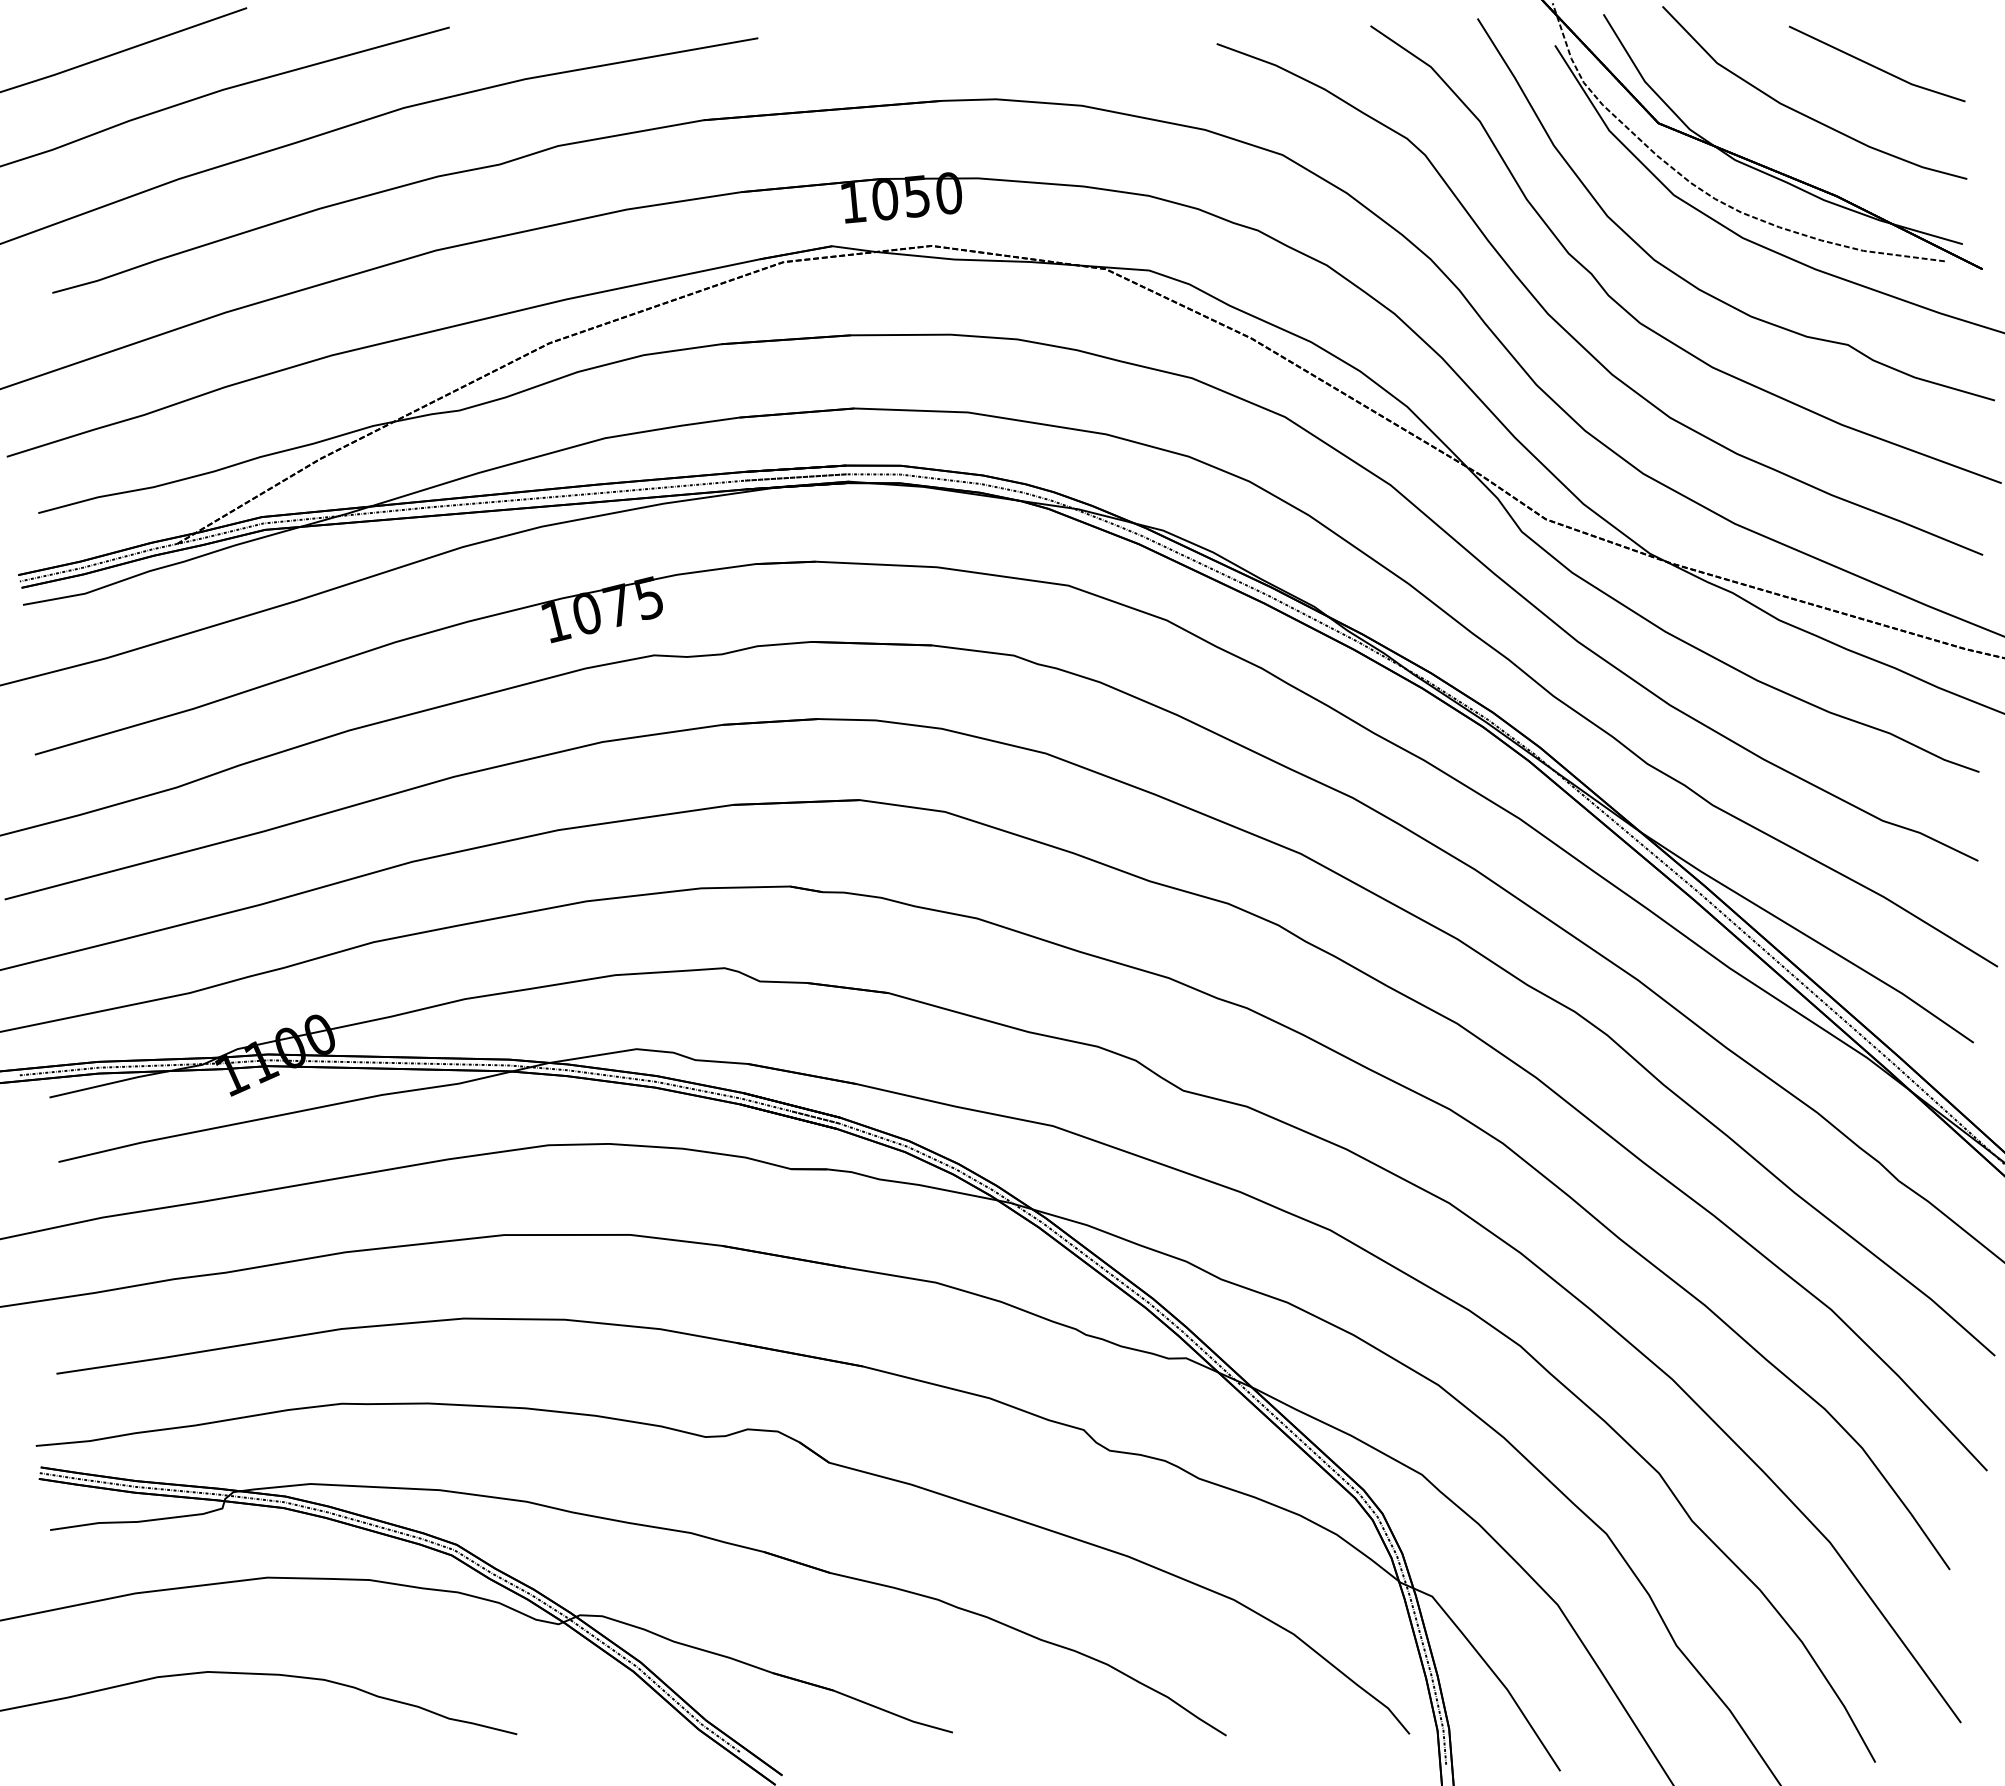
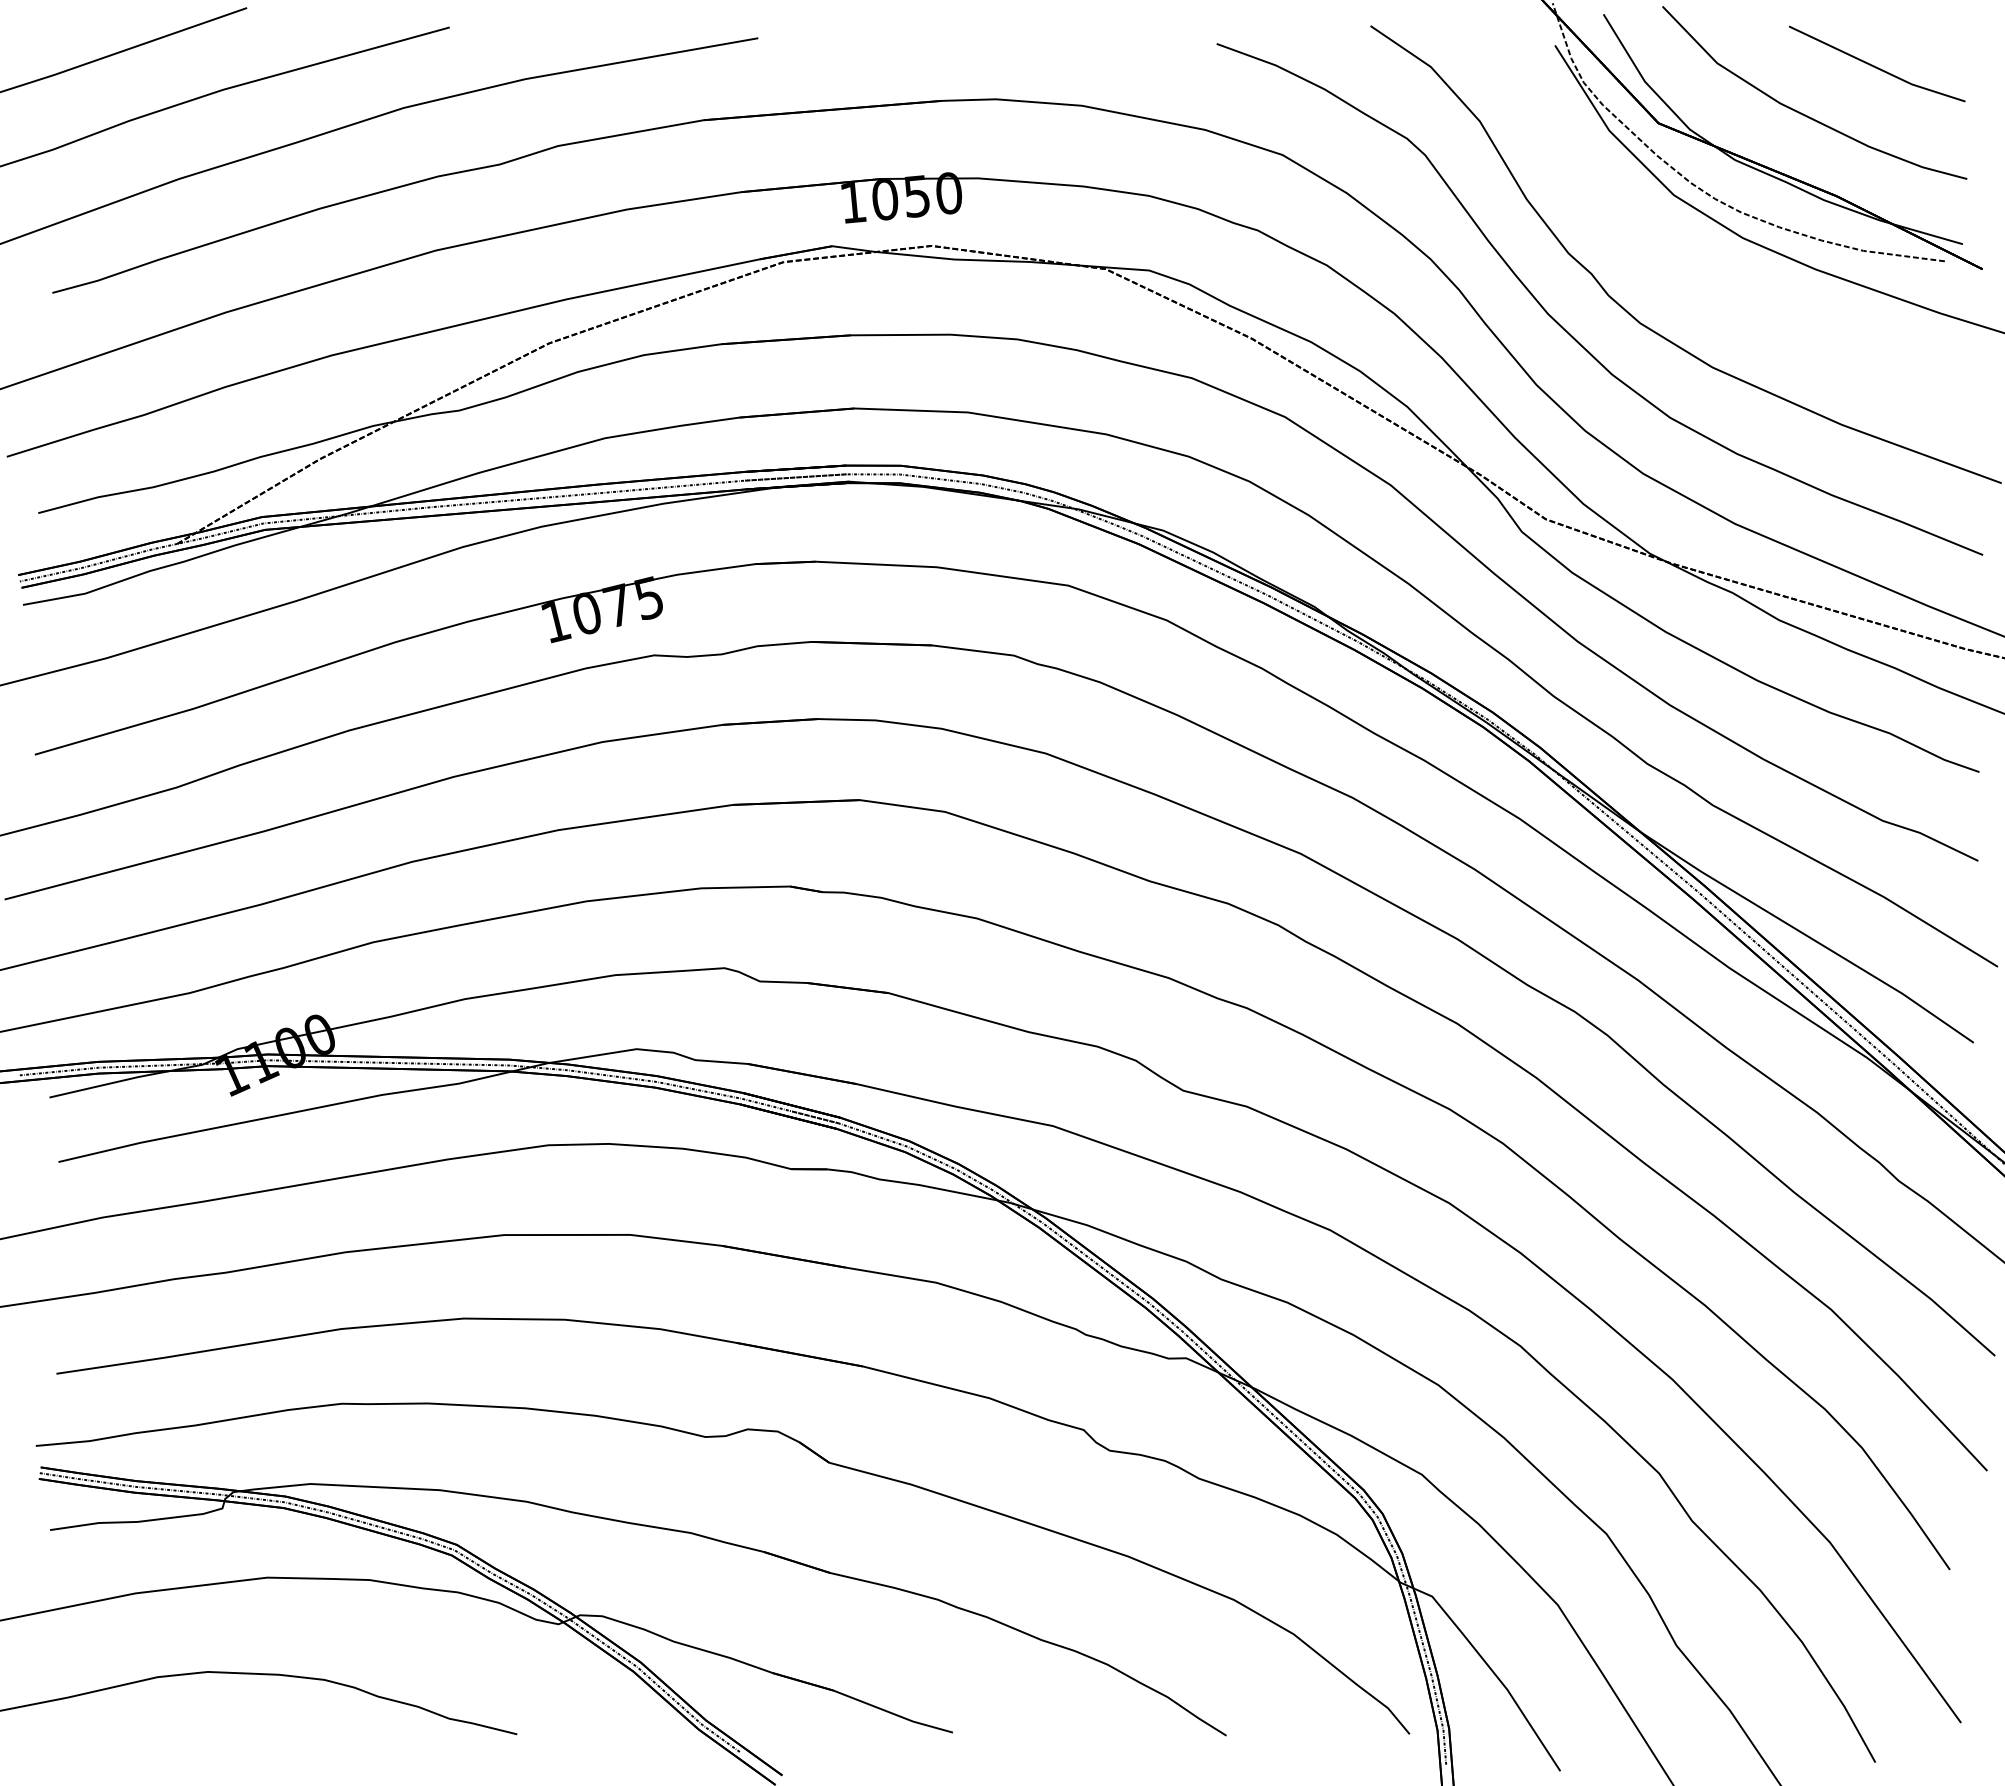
curve: present -> none (1687, 280)
